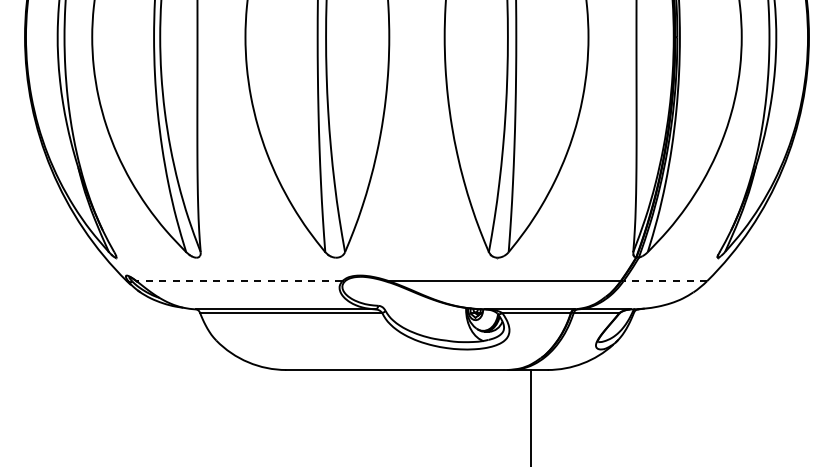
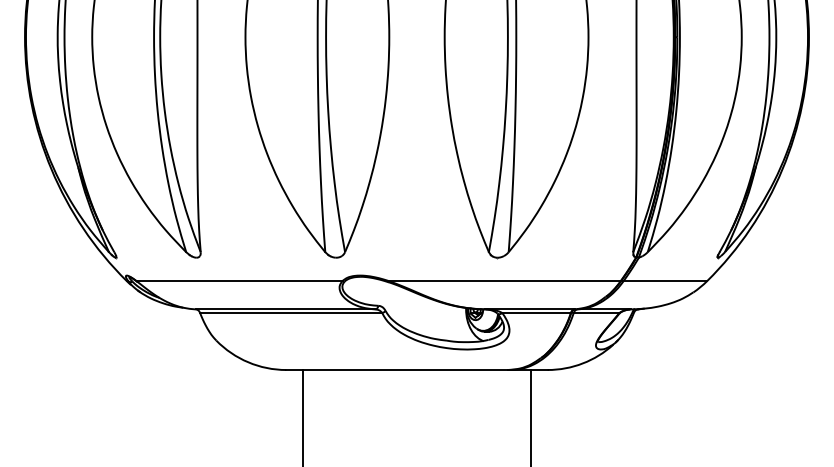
line: dashed -> solid (239, 281)
line: dashed -> solid (665, 281)
line: none -> present (302, 416)
